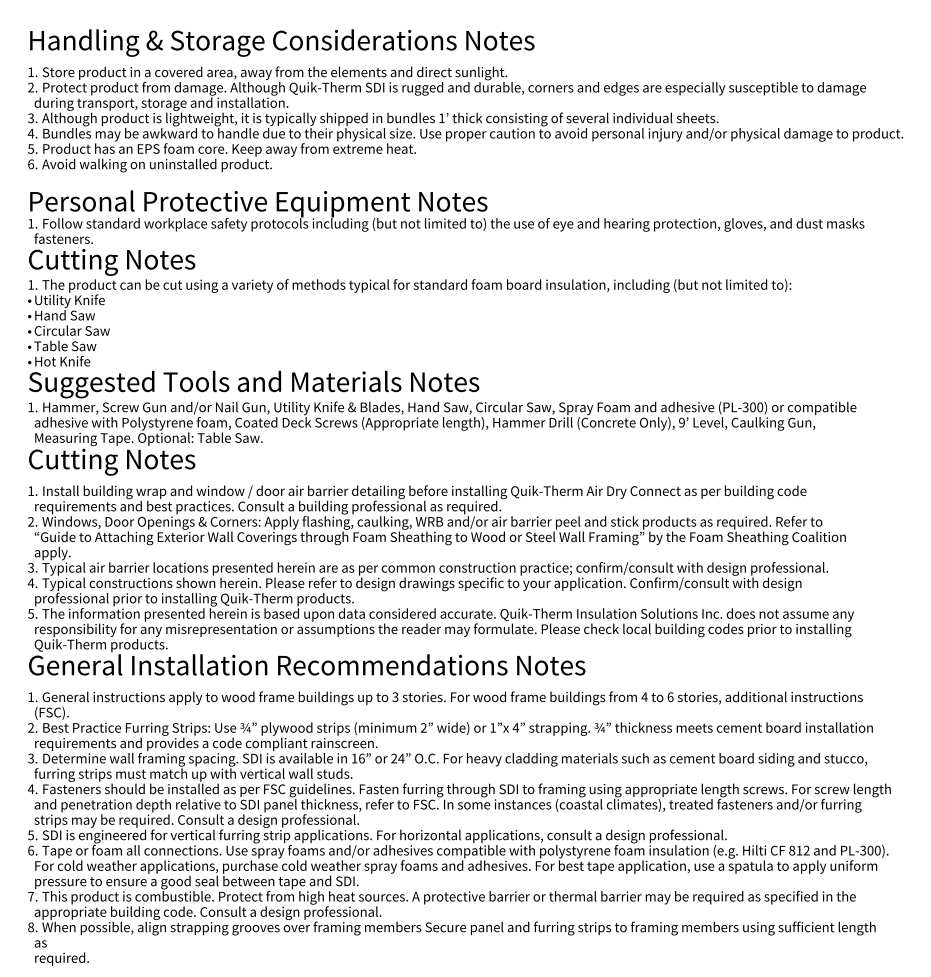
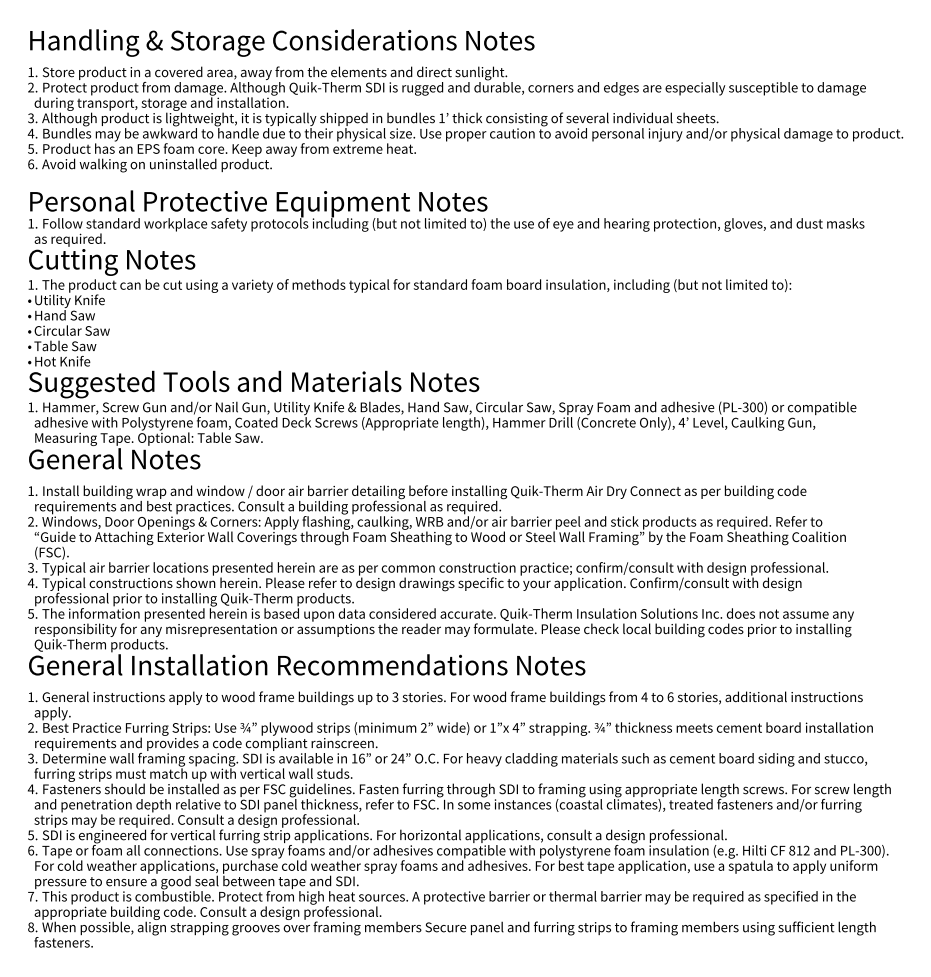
text: fasteners. -> as required. (69, 239)
text: 9 -> 4 (681, 422)
text: Cutting Notes -> General Notes (118, 461)
text: apply. -> (FSC). (52, 553)
text: (FSC). -> apply. (52, 713)
text: as required. -> fasteners. (63, 951)
